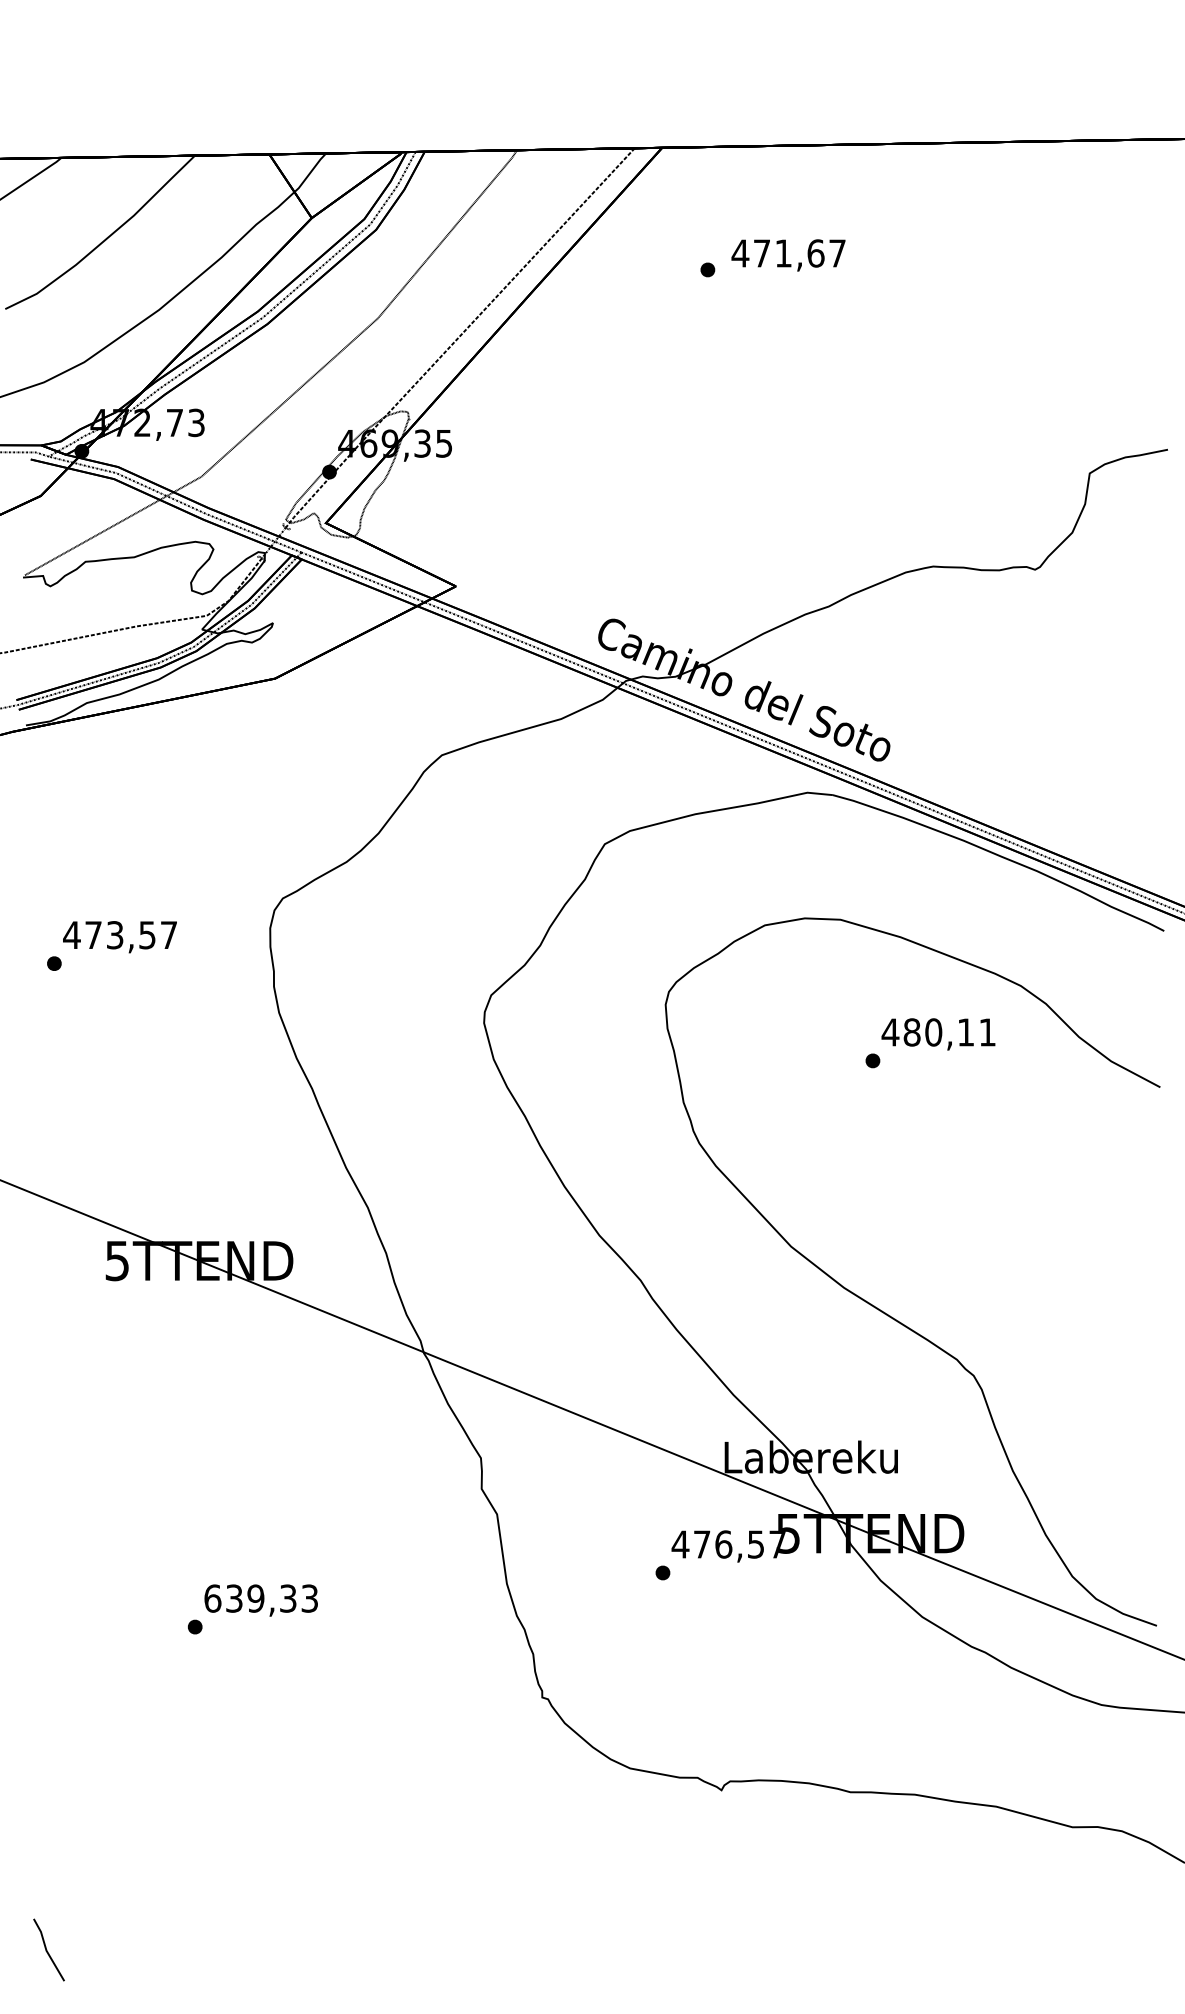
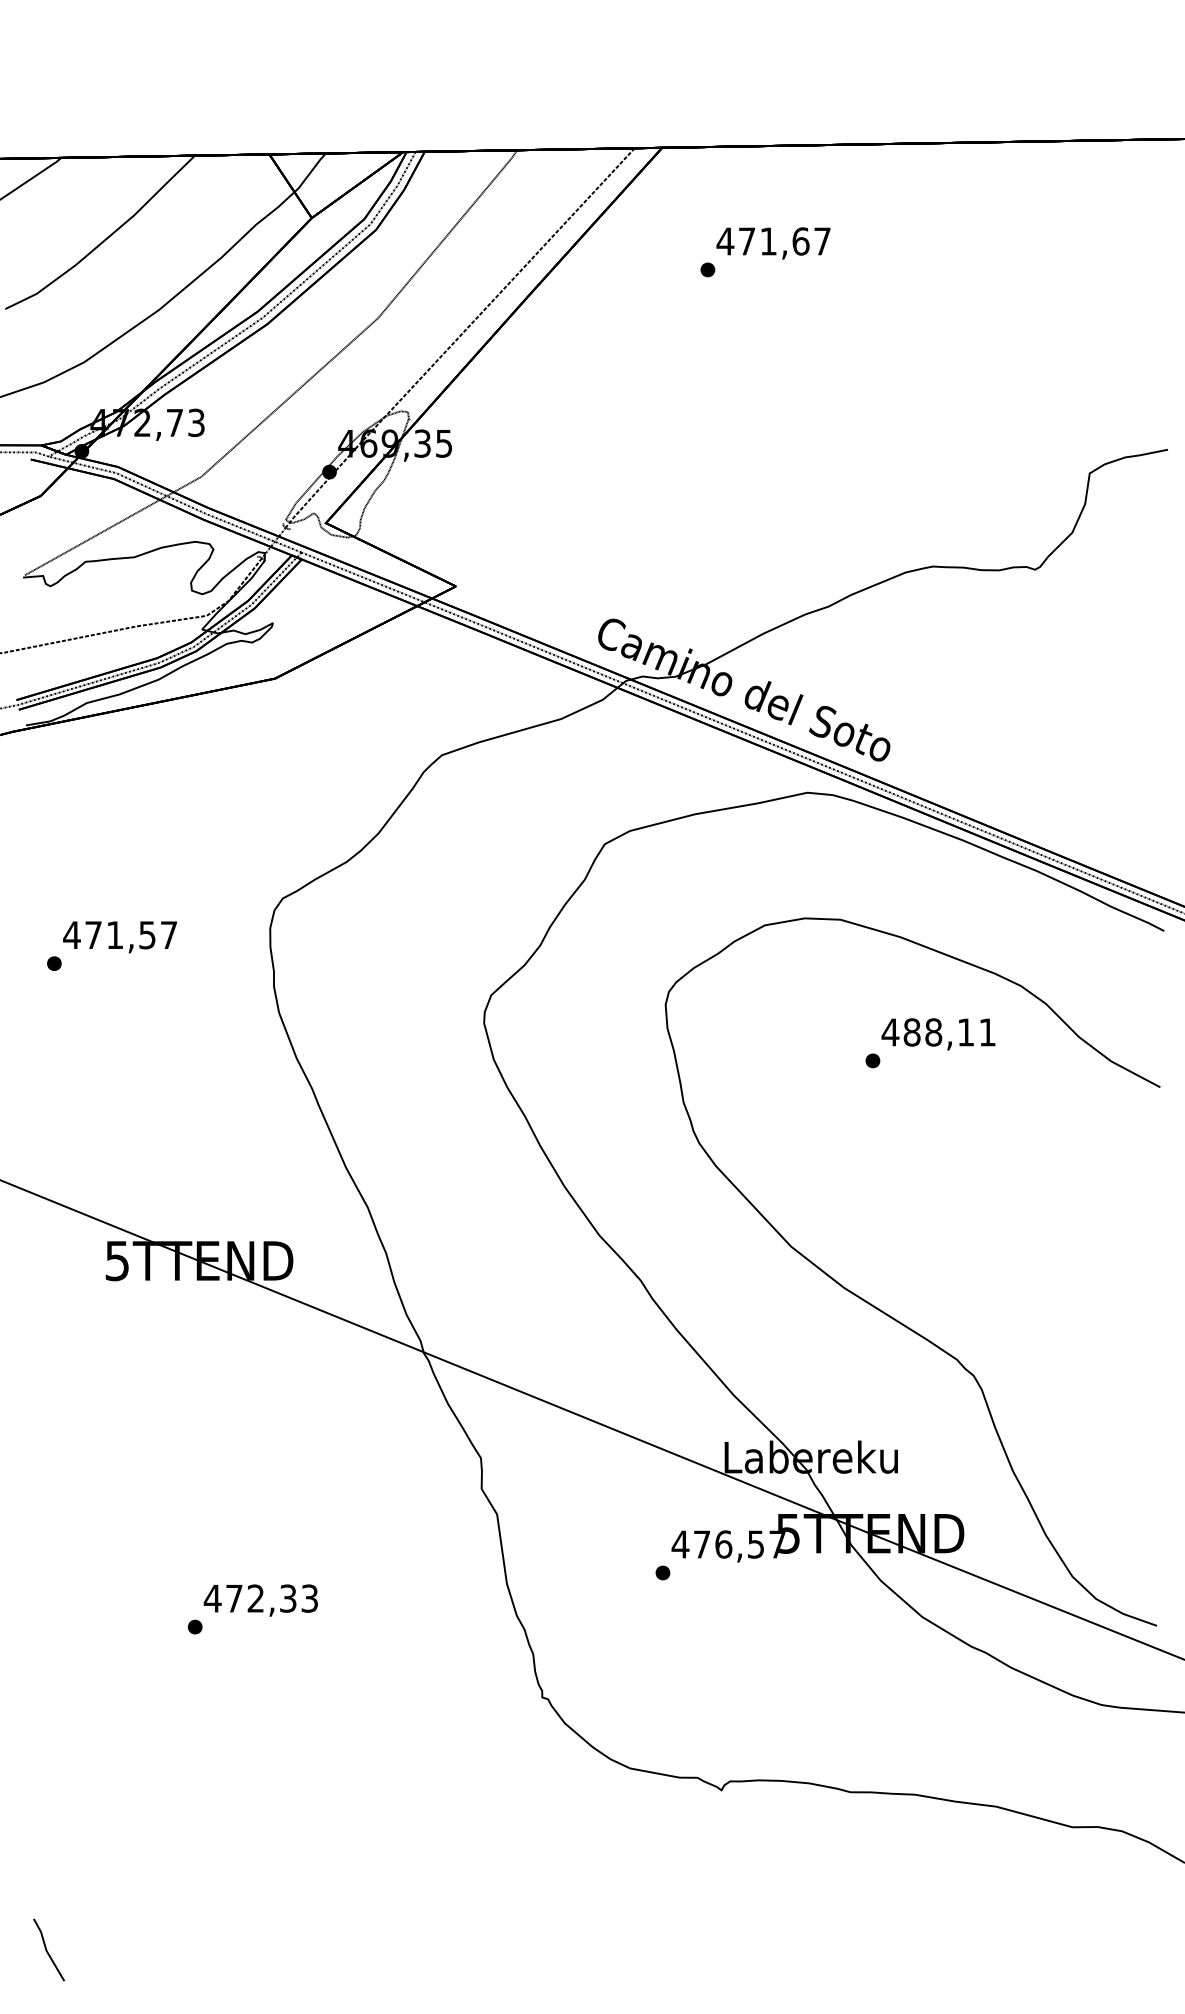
text position: (788, 255) -> (773, 243) (773, 243)
text: 473,57 -> 471,57 (115, 935)
text: 480,11 -> 488,11 (933, 1032)
text: 639,33 -> 472,33 (233, 1598)
